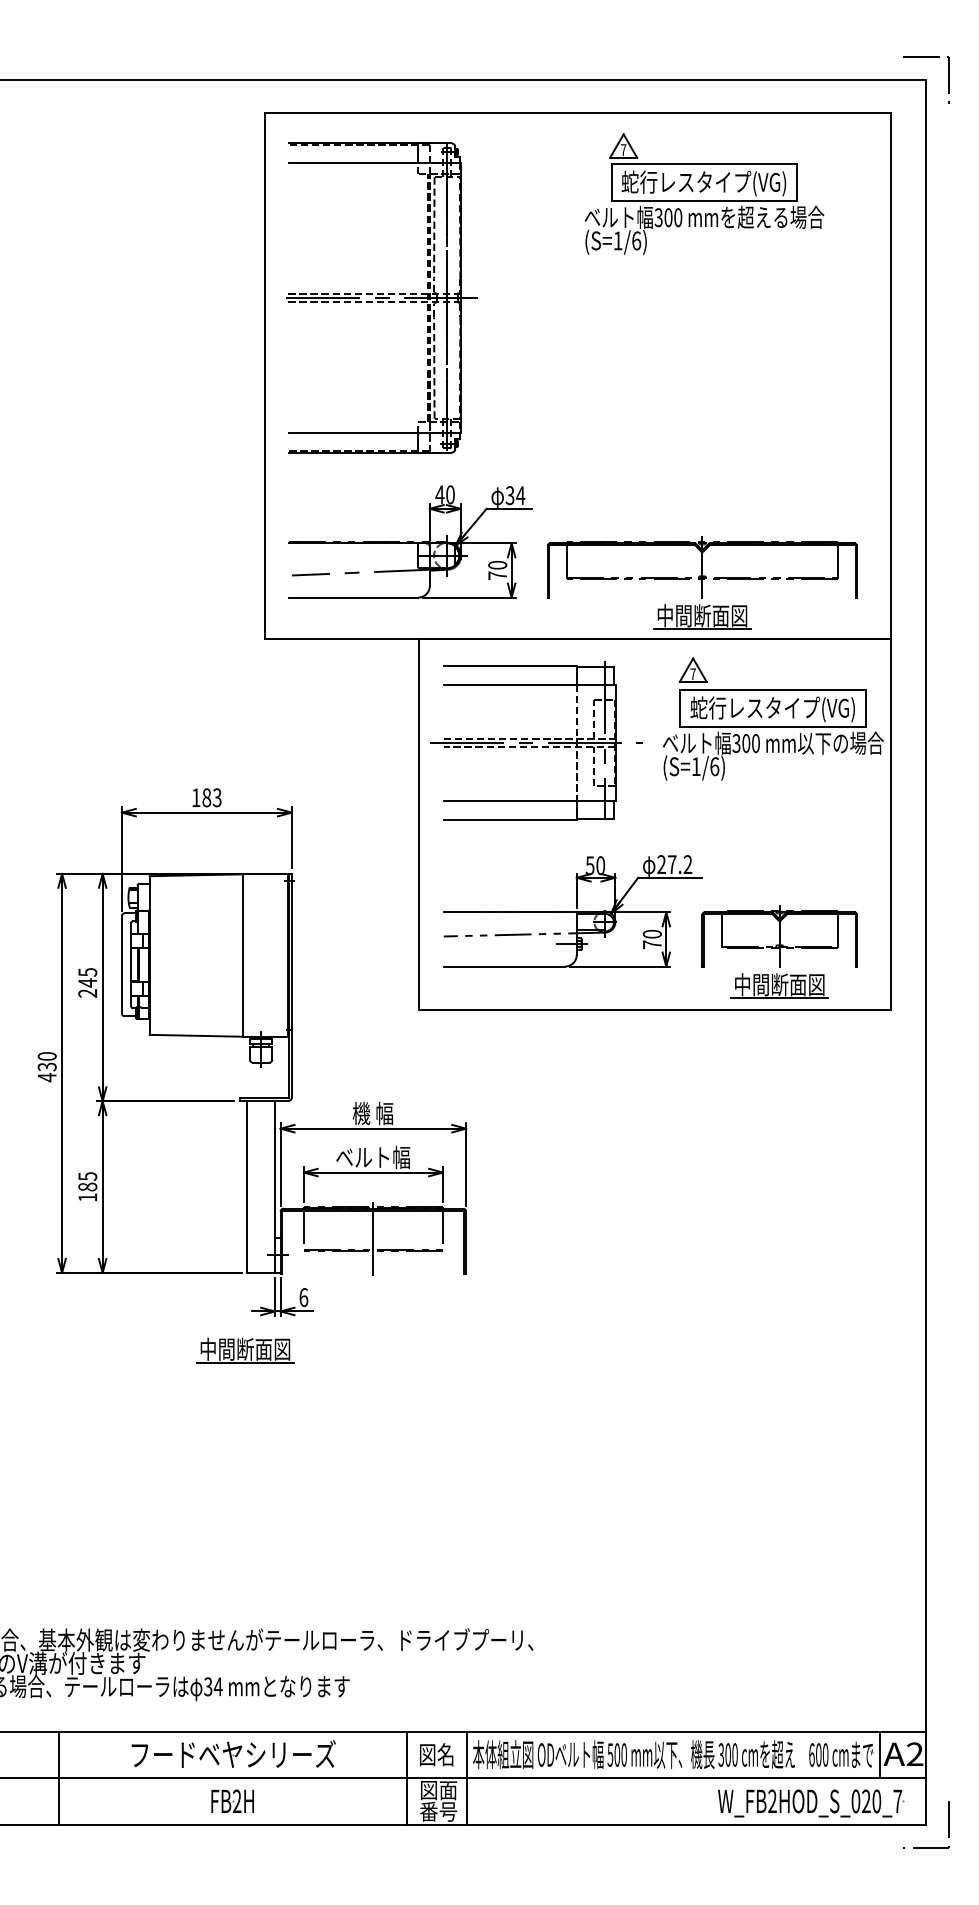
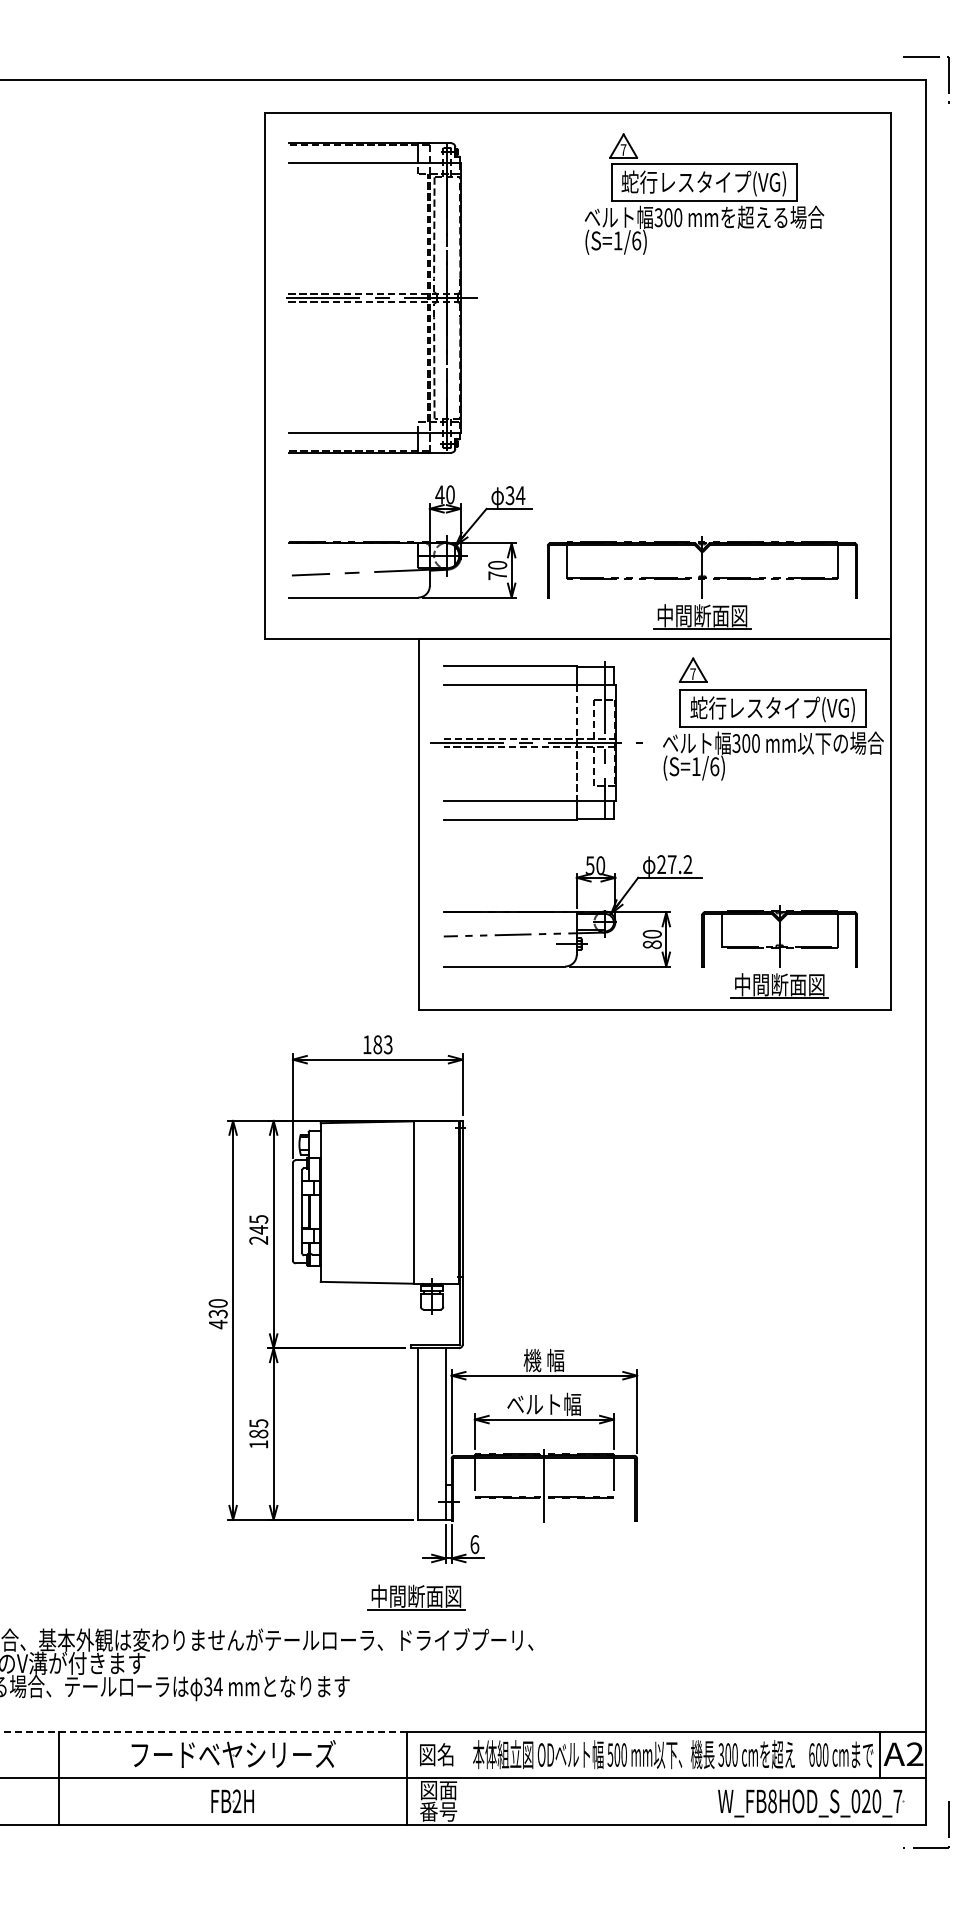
text: 70 -> 80 (651, 944)
part position: (260, 1067) -> (431, 1314) (431, 1314)
line: solid -> dashed (203, 1731)
line: present -> none (467, 1777)
text: W_FB2HOD_S_020_7 -> W_FB8HOD_S_020_7 (772, 1801)
